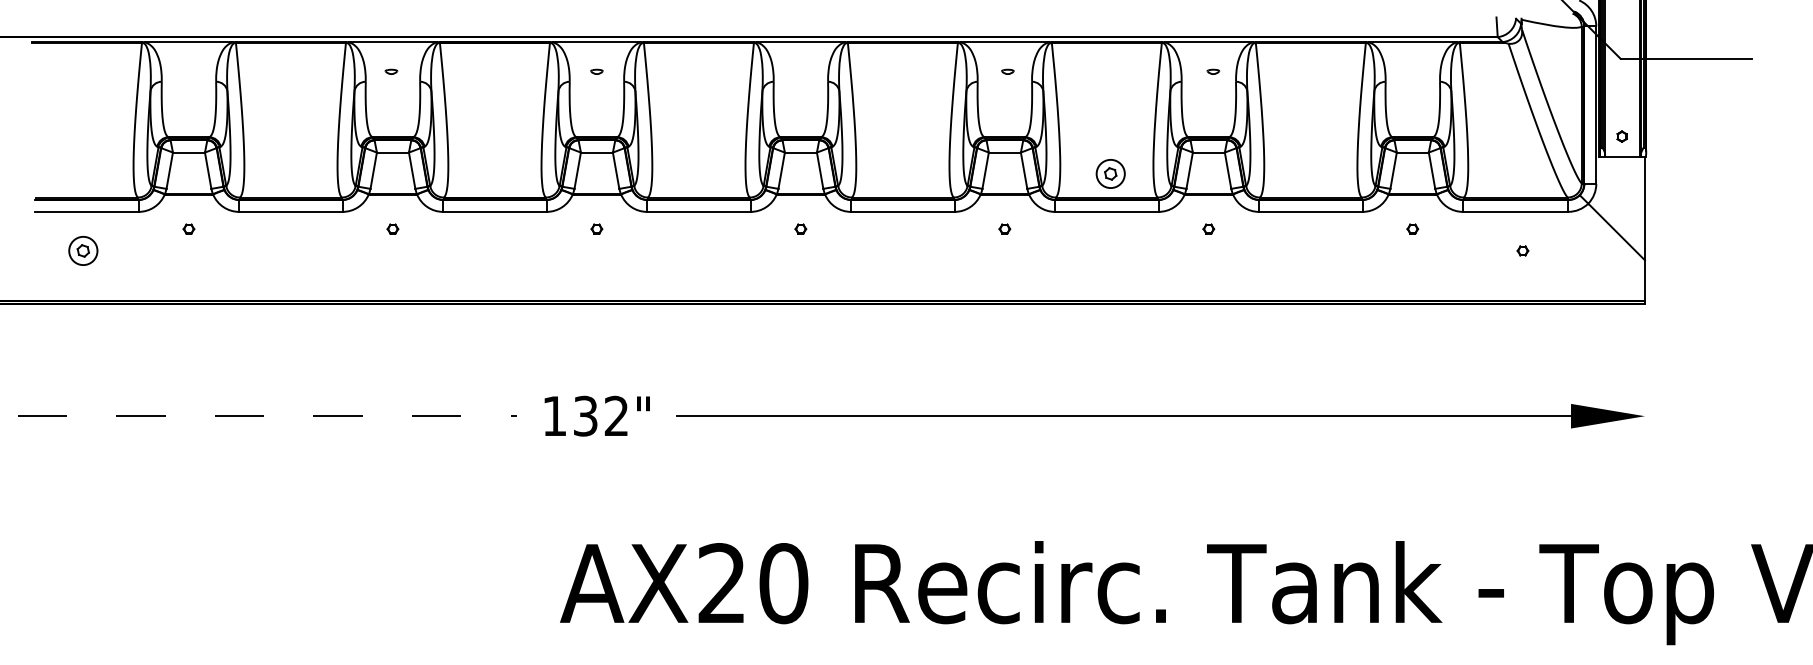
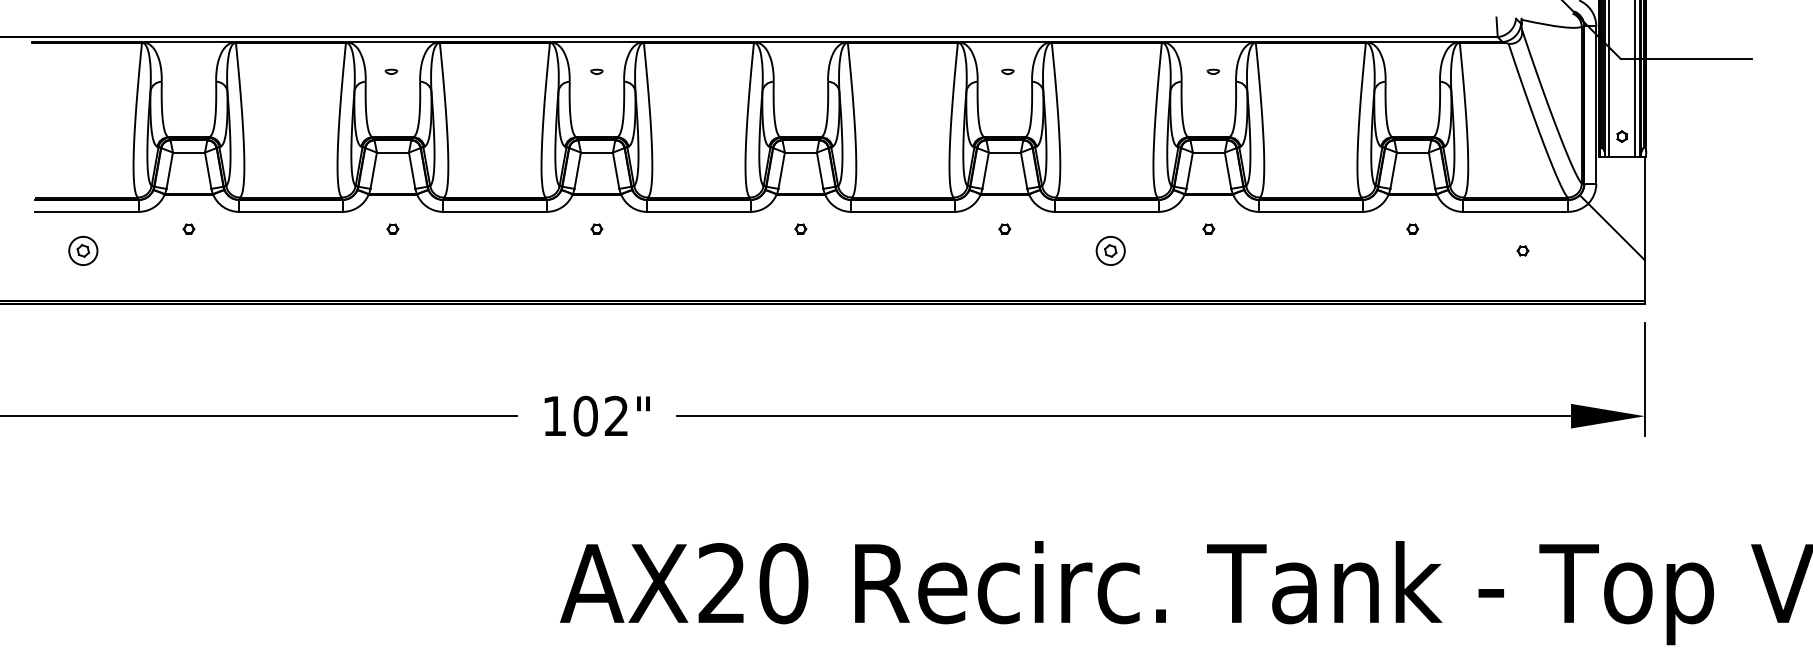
line: none -> present (1609, 79)
line: none -> present (1634, 79)
part position: (1110, 173) -> (1110, 250) (1110, 250)
line: none -> present (1644, 379)
text: 132" -> 102" (585, 415)
line: dashed -> solid (259, 416)
